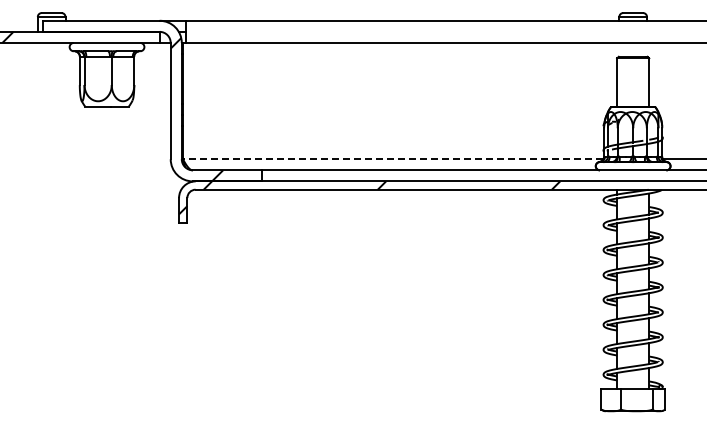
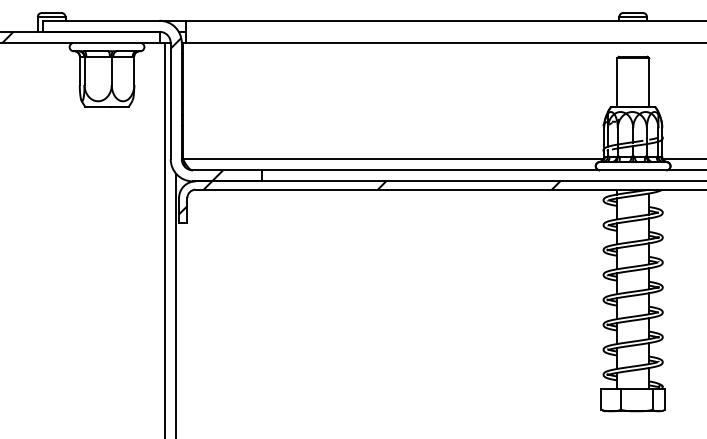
line: dashed -> solid (392, 159)
line: none -> present (165, 238)
line: none -> present (176, 304)
